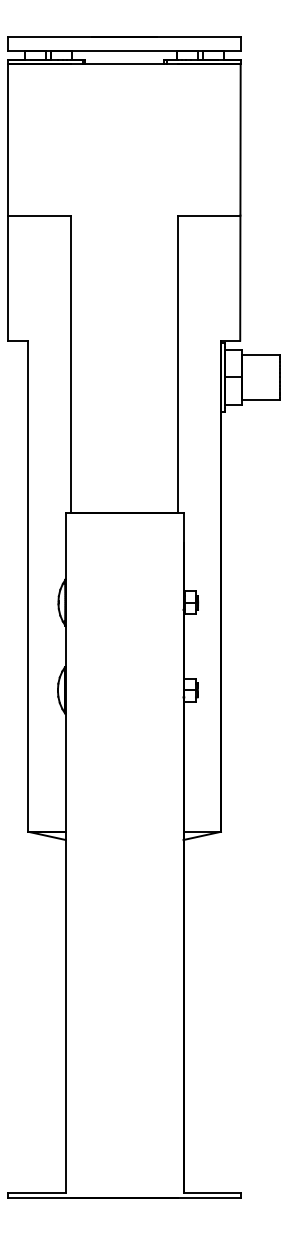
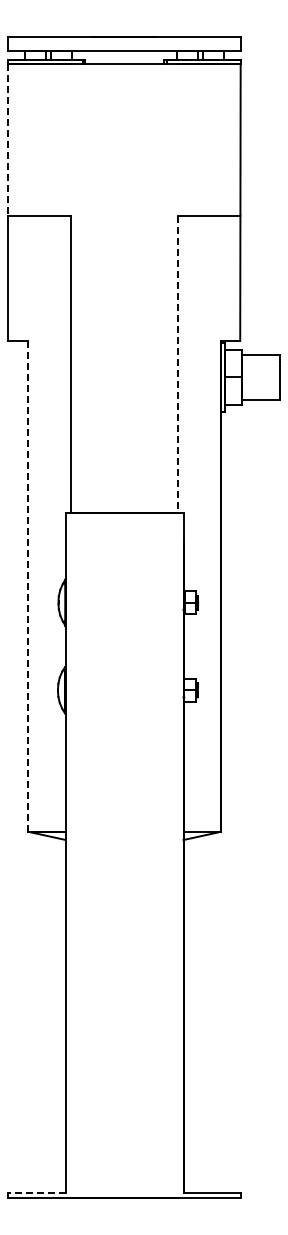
line: solid -> dashed (8, 139)
line: solid -> dashed (178, 364)
line: solid -> dashed (28, 586)
line: solid -> dashed (37, 1192)
